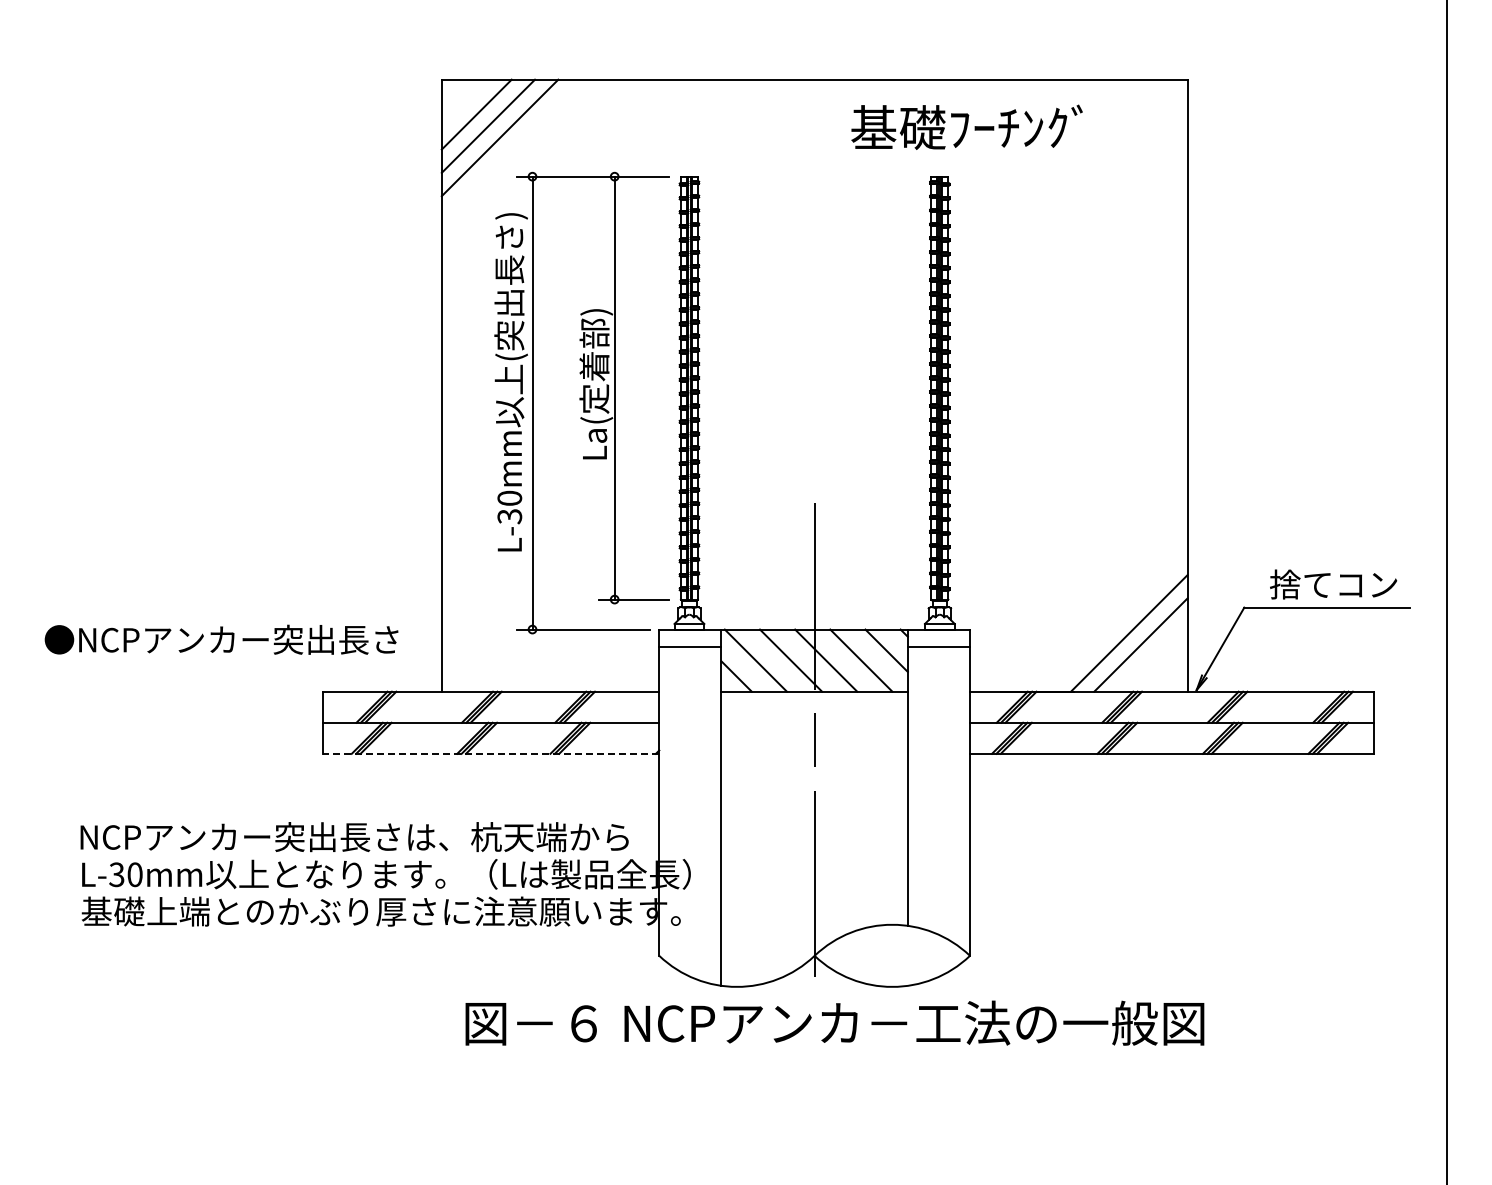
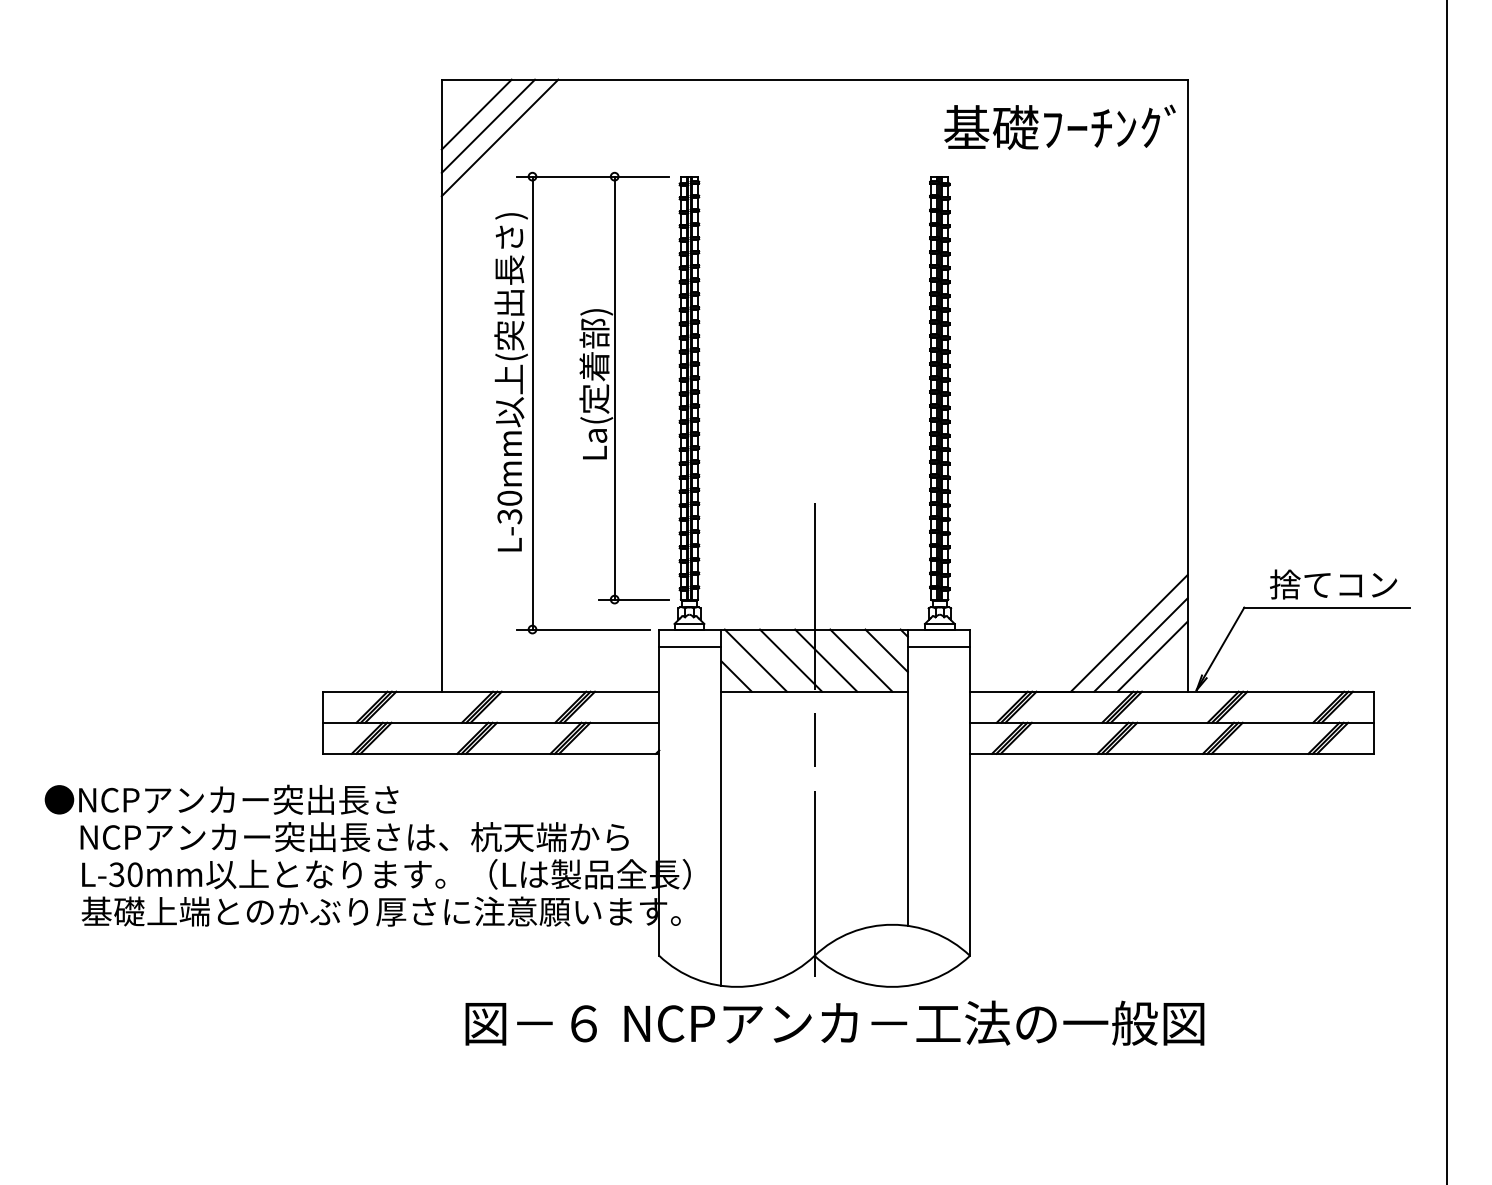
text position: (966, 126) -> (1059, 126) (1059, 126)
text position: (221, 639) -> (221, 799) (221, 799)
line: none -> present (1152, 656)
line: dashed -> solid (490, 753)
